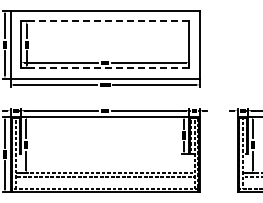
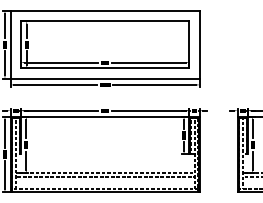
line: dashed -> solid (104, 21)
line: dashed -> solid (104, 68)
